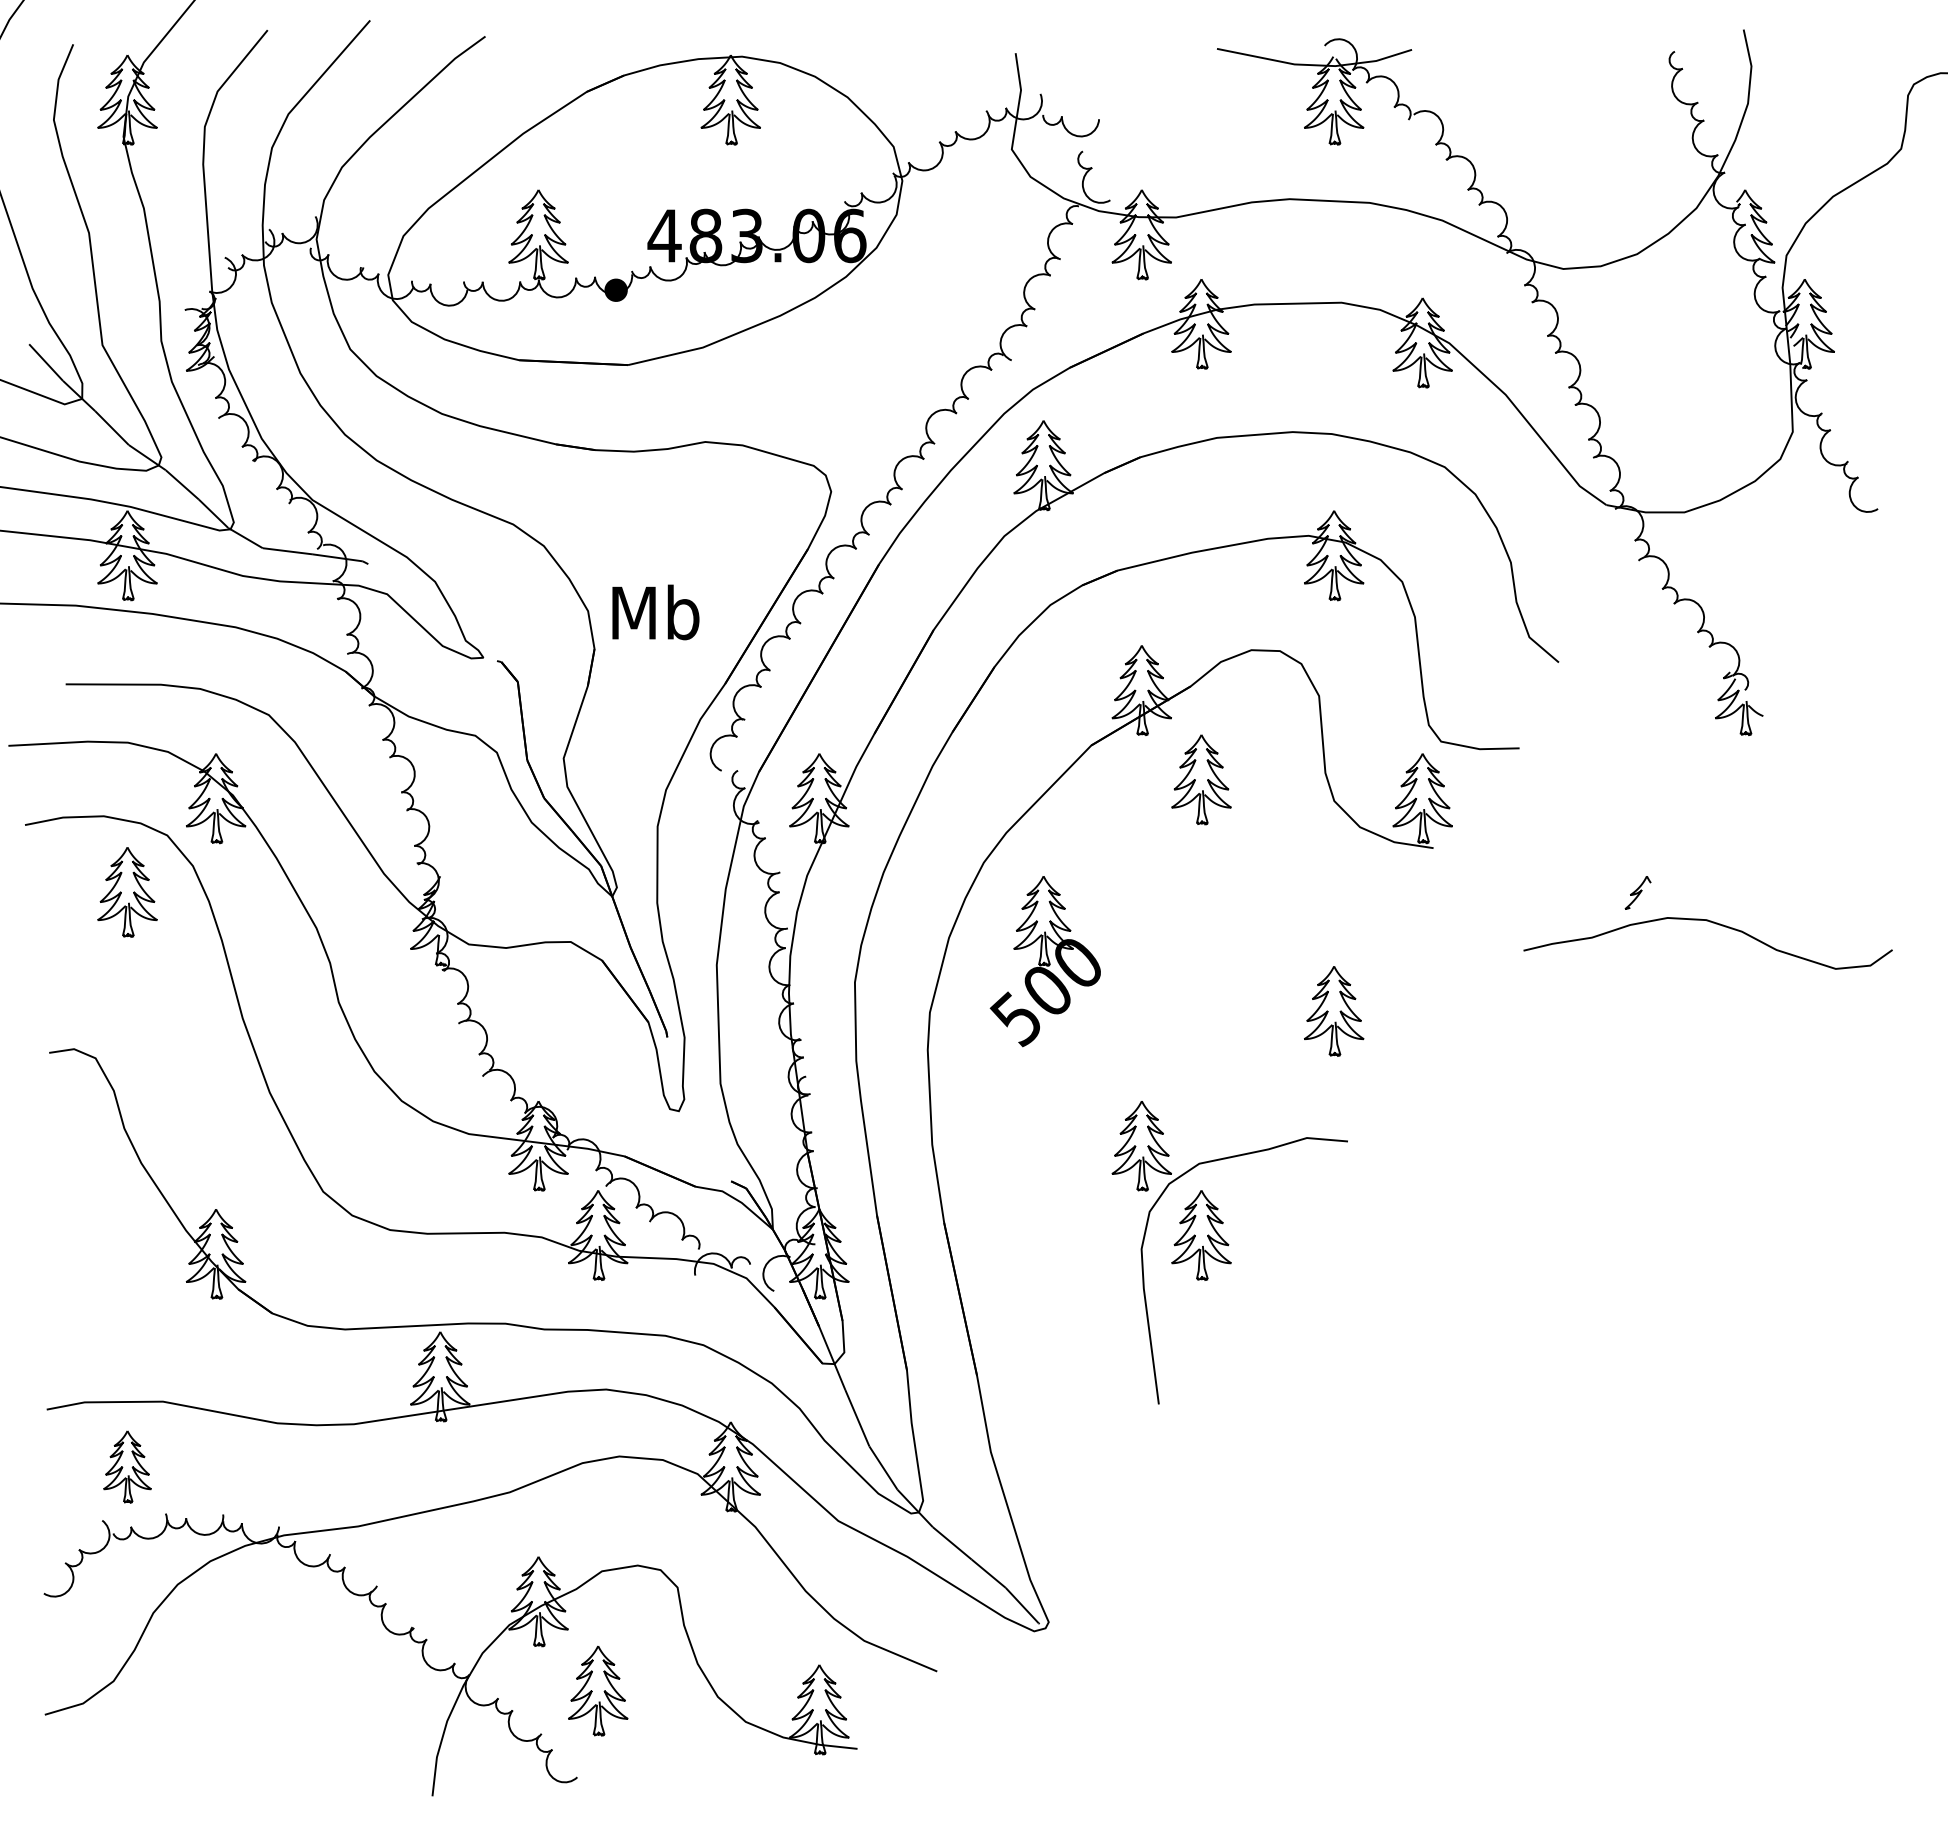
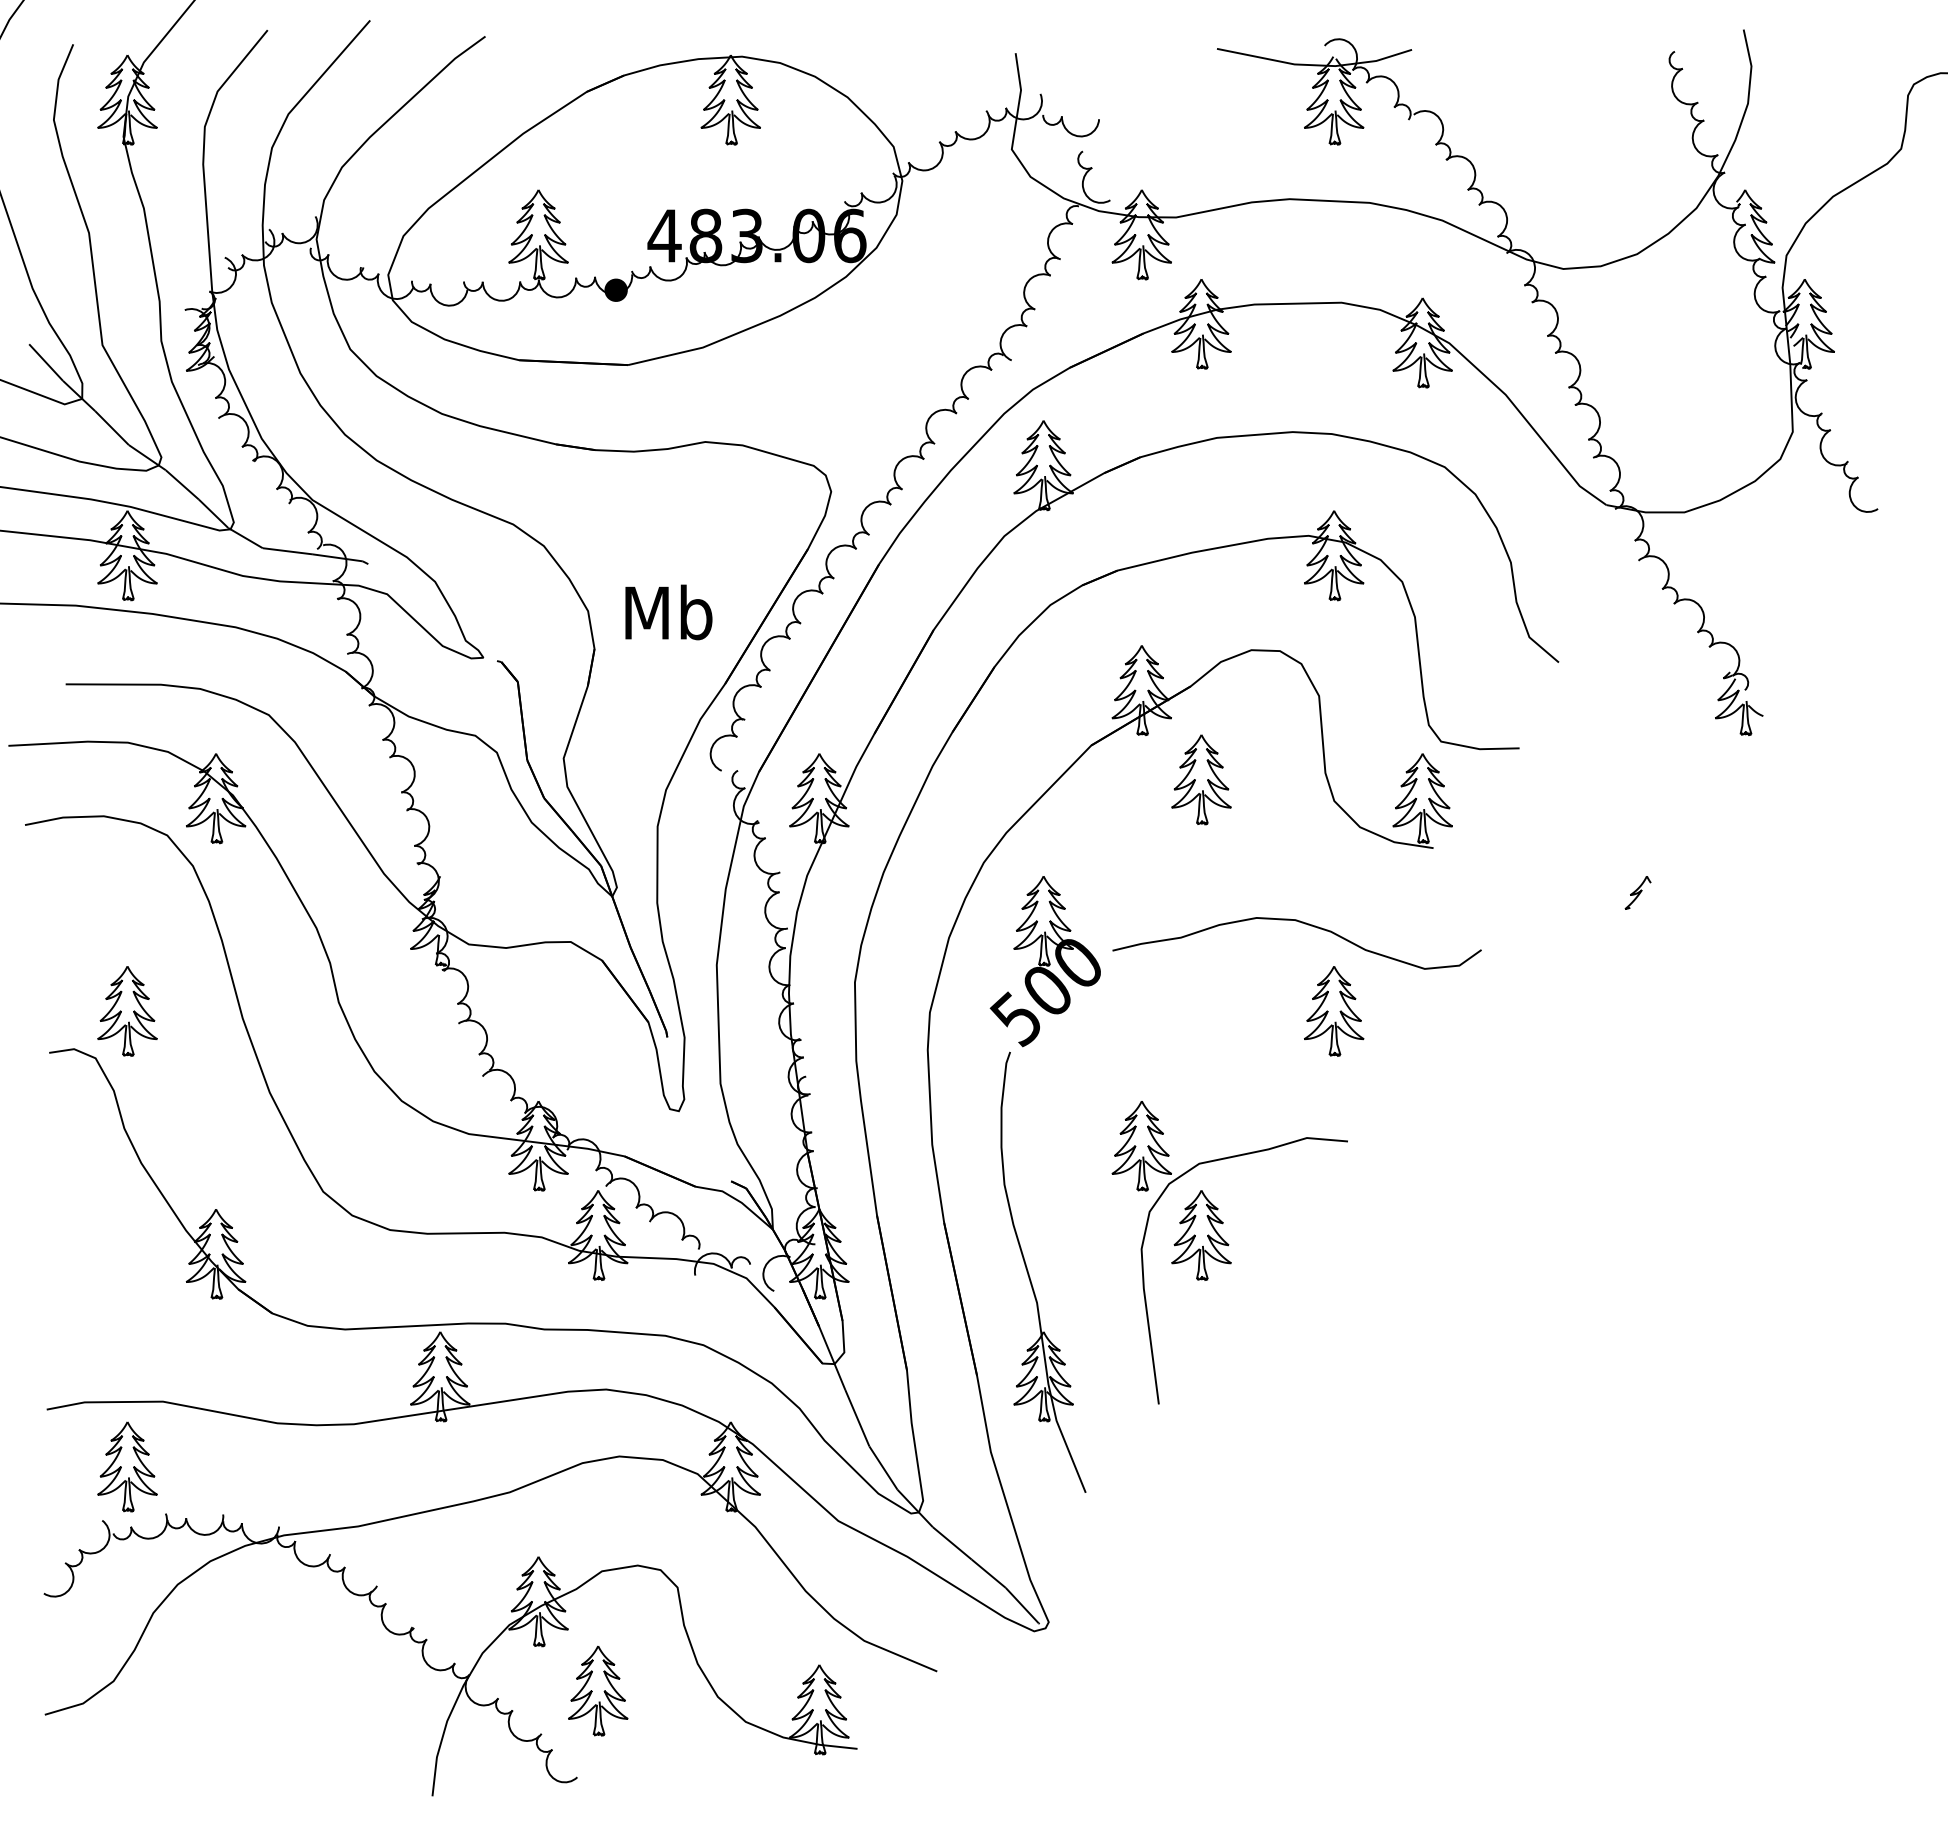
text position: (655, 612) -> (668, 612) (668, 612)
part position: (127, 892) -> (127, 1011) (127, 1011)
curve position: (1712, 923) -> (1301, 923) (1301, 923)
part: none -> present (1029, 1273)
part size: 49x74 px -> 61x92 px (127, 1466)
